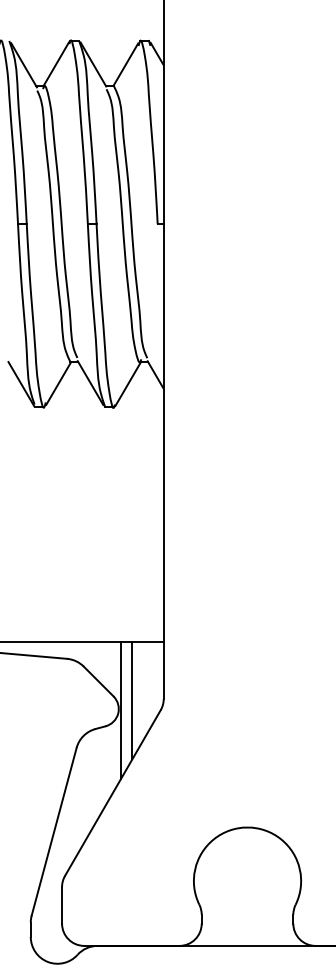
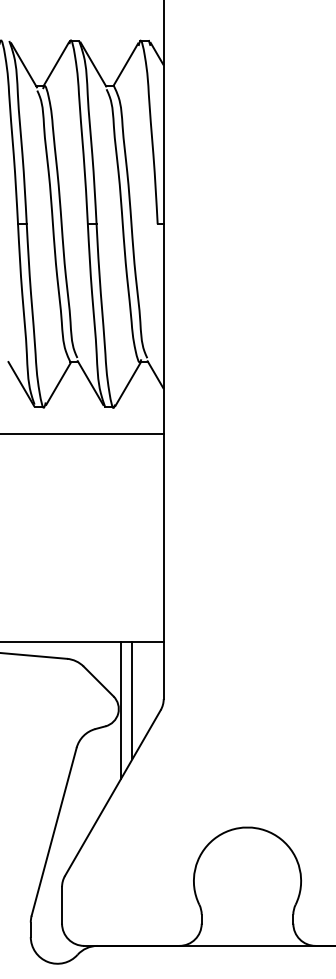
line: none -> present (82, 434)
